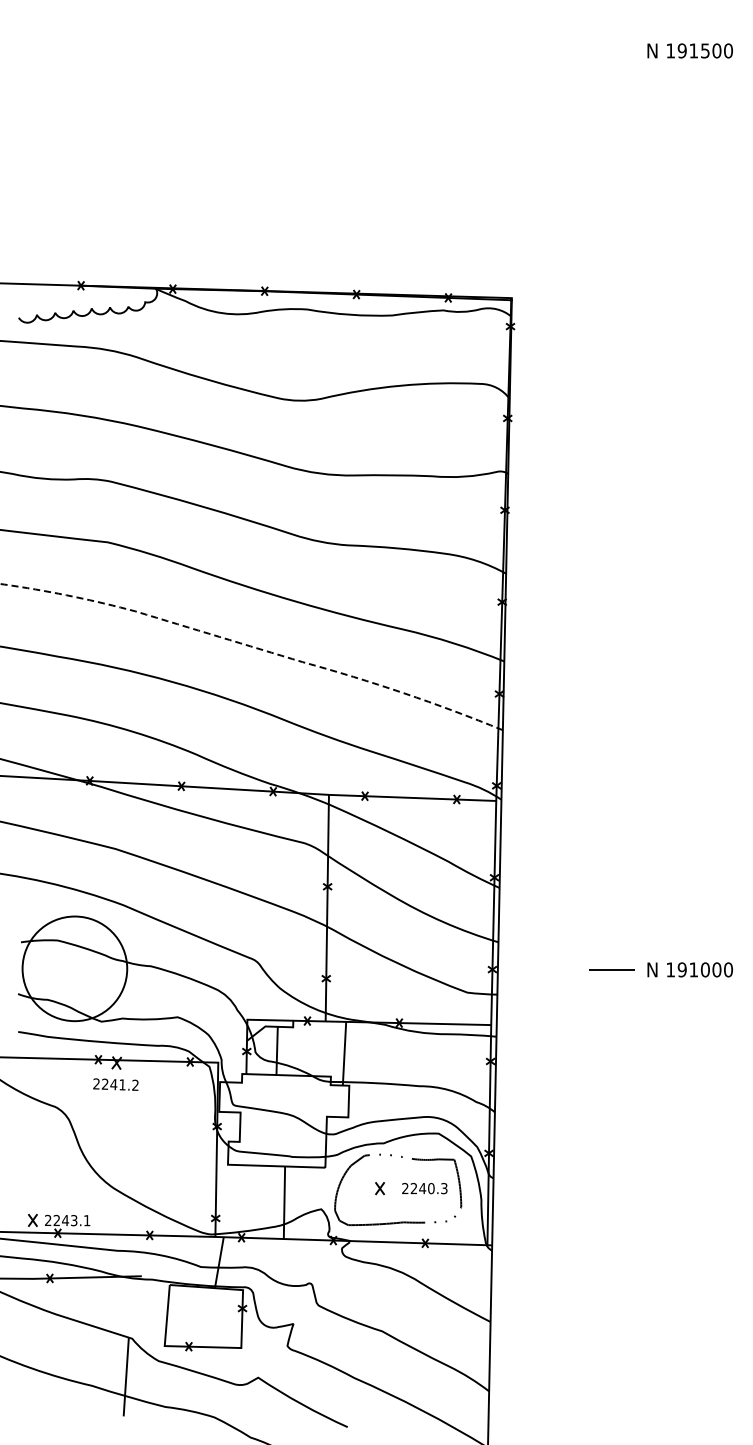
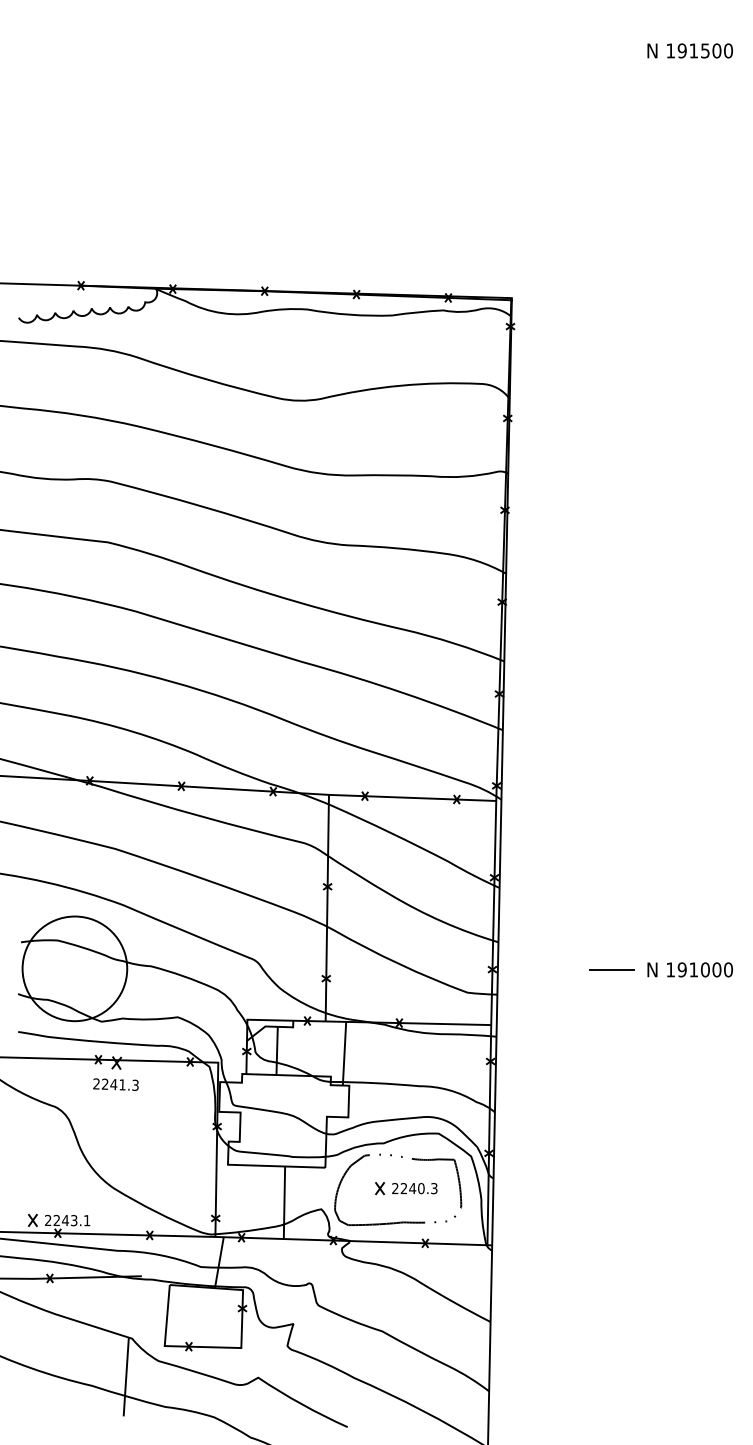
line: dashed -> solid (256, 648)
text: 2241.2 -> 2241.3 (135, 1085)
text position: (424, 1188) -> (414, 1188) (414, 1188)
